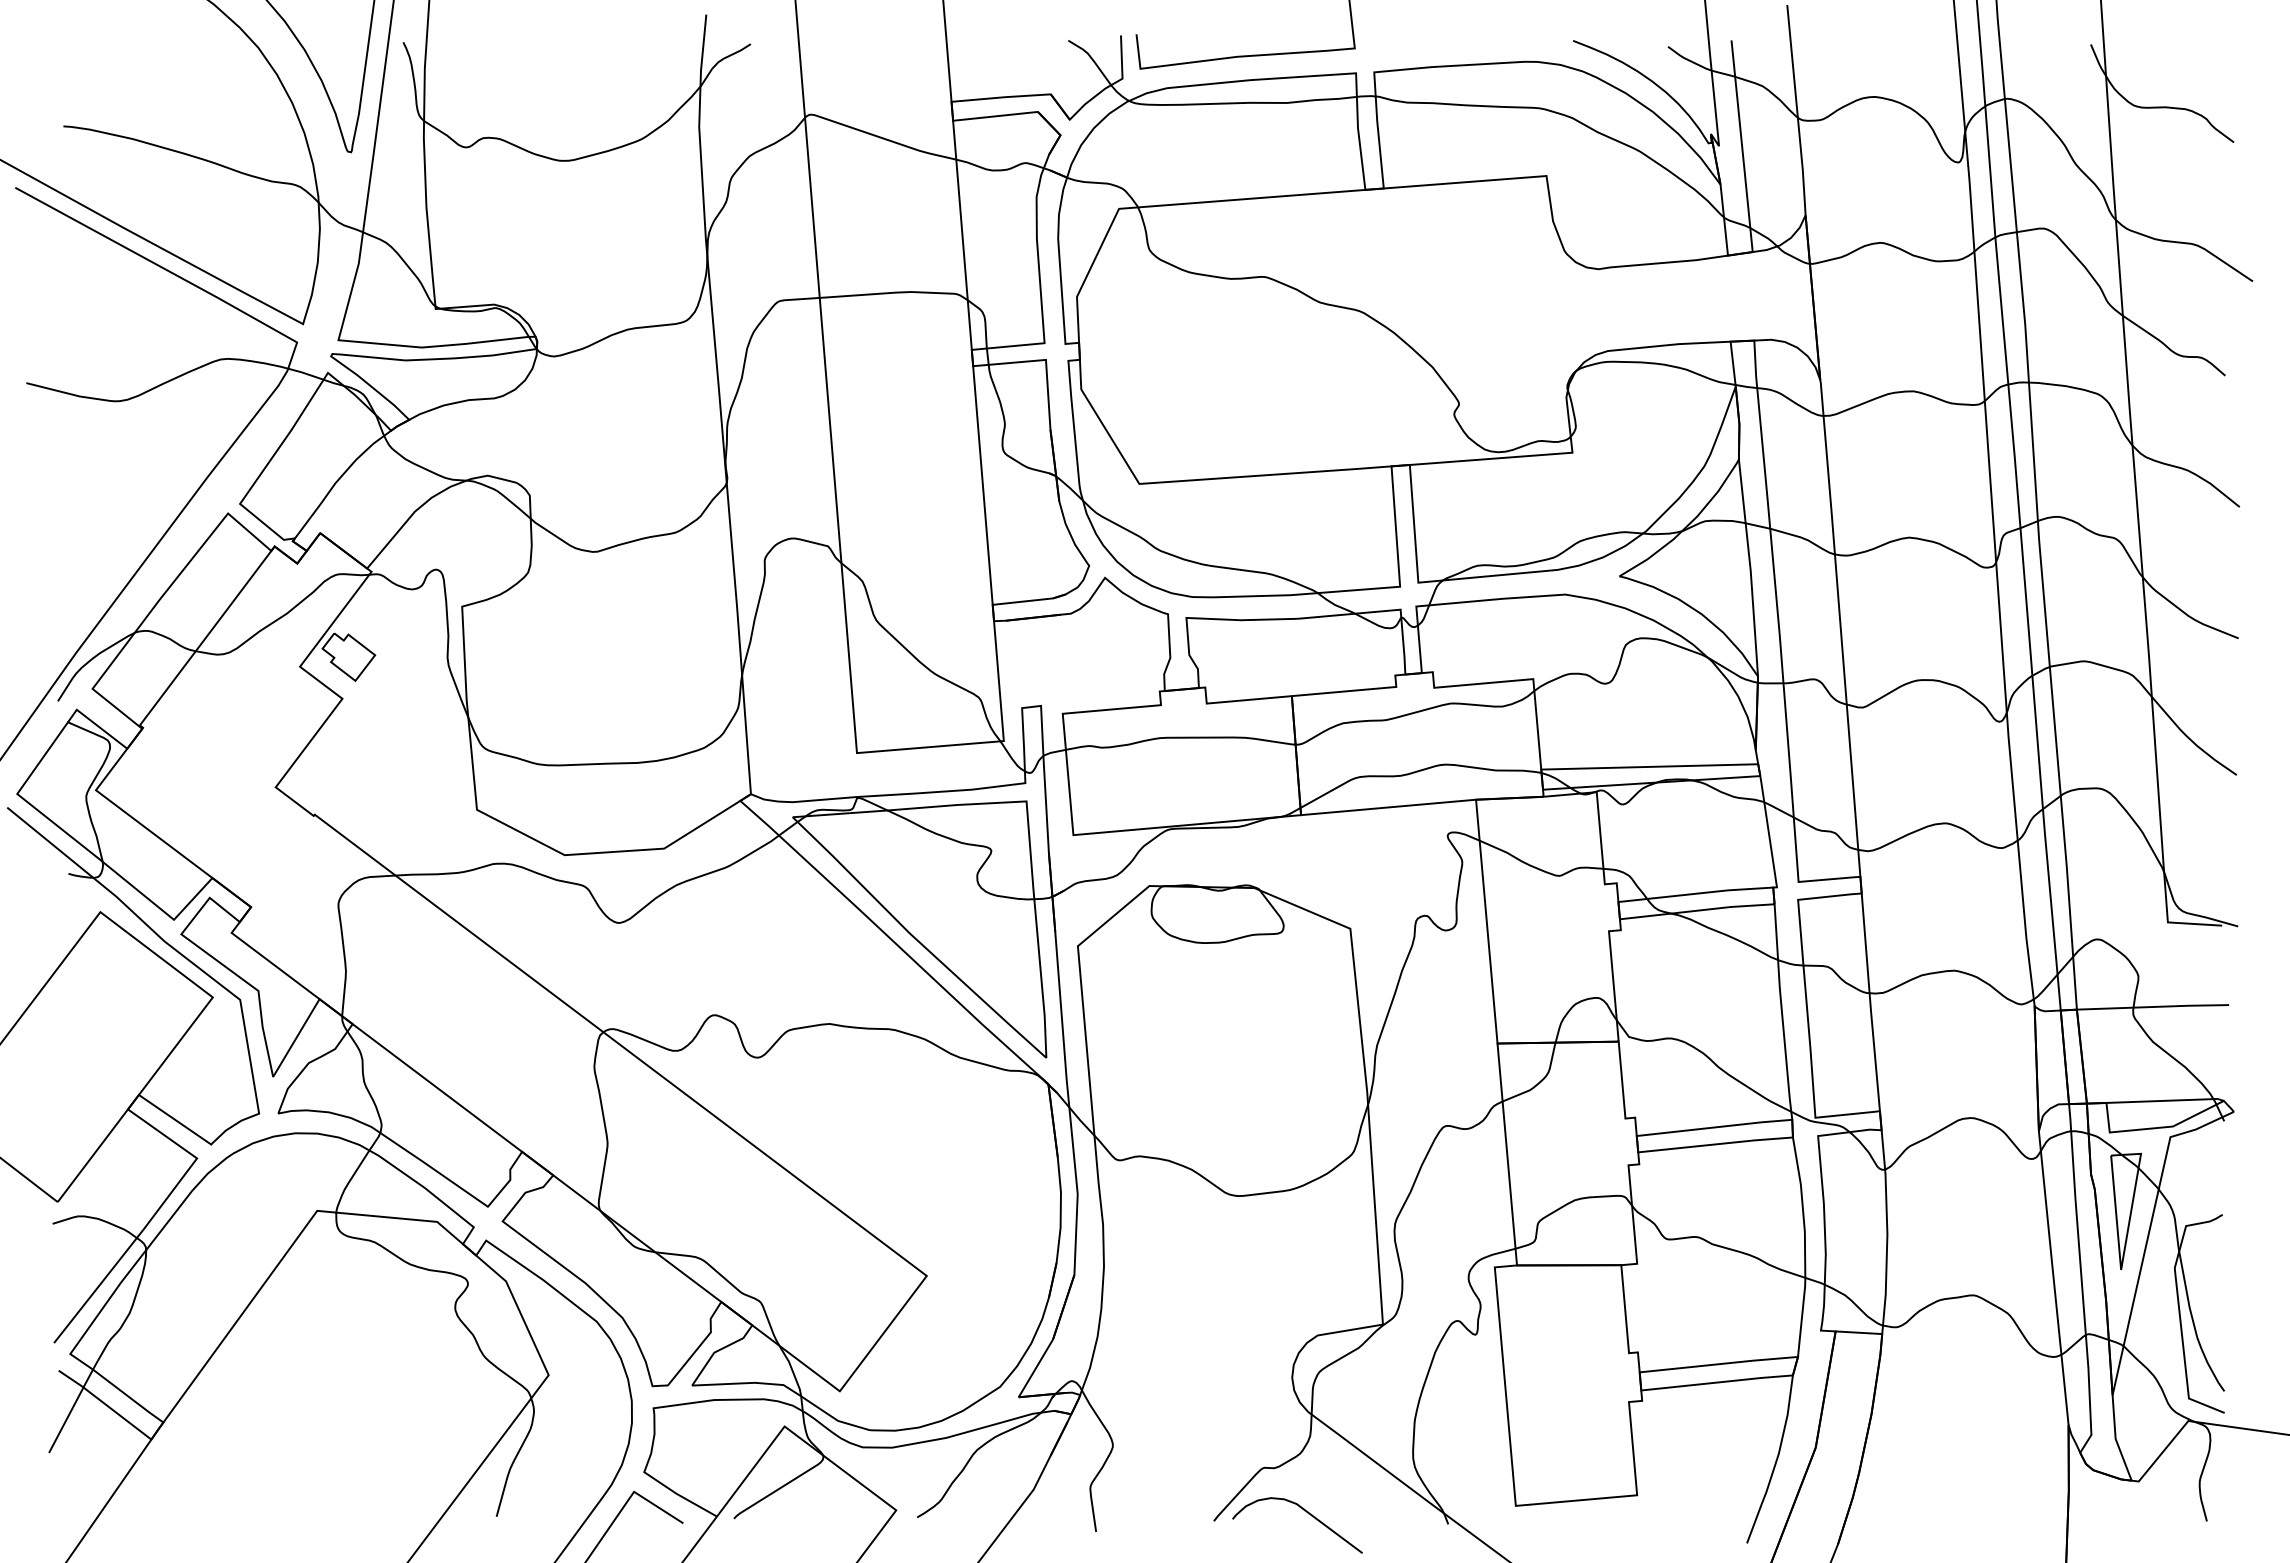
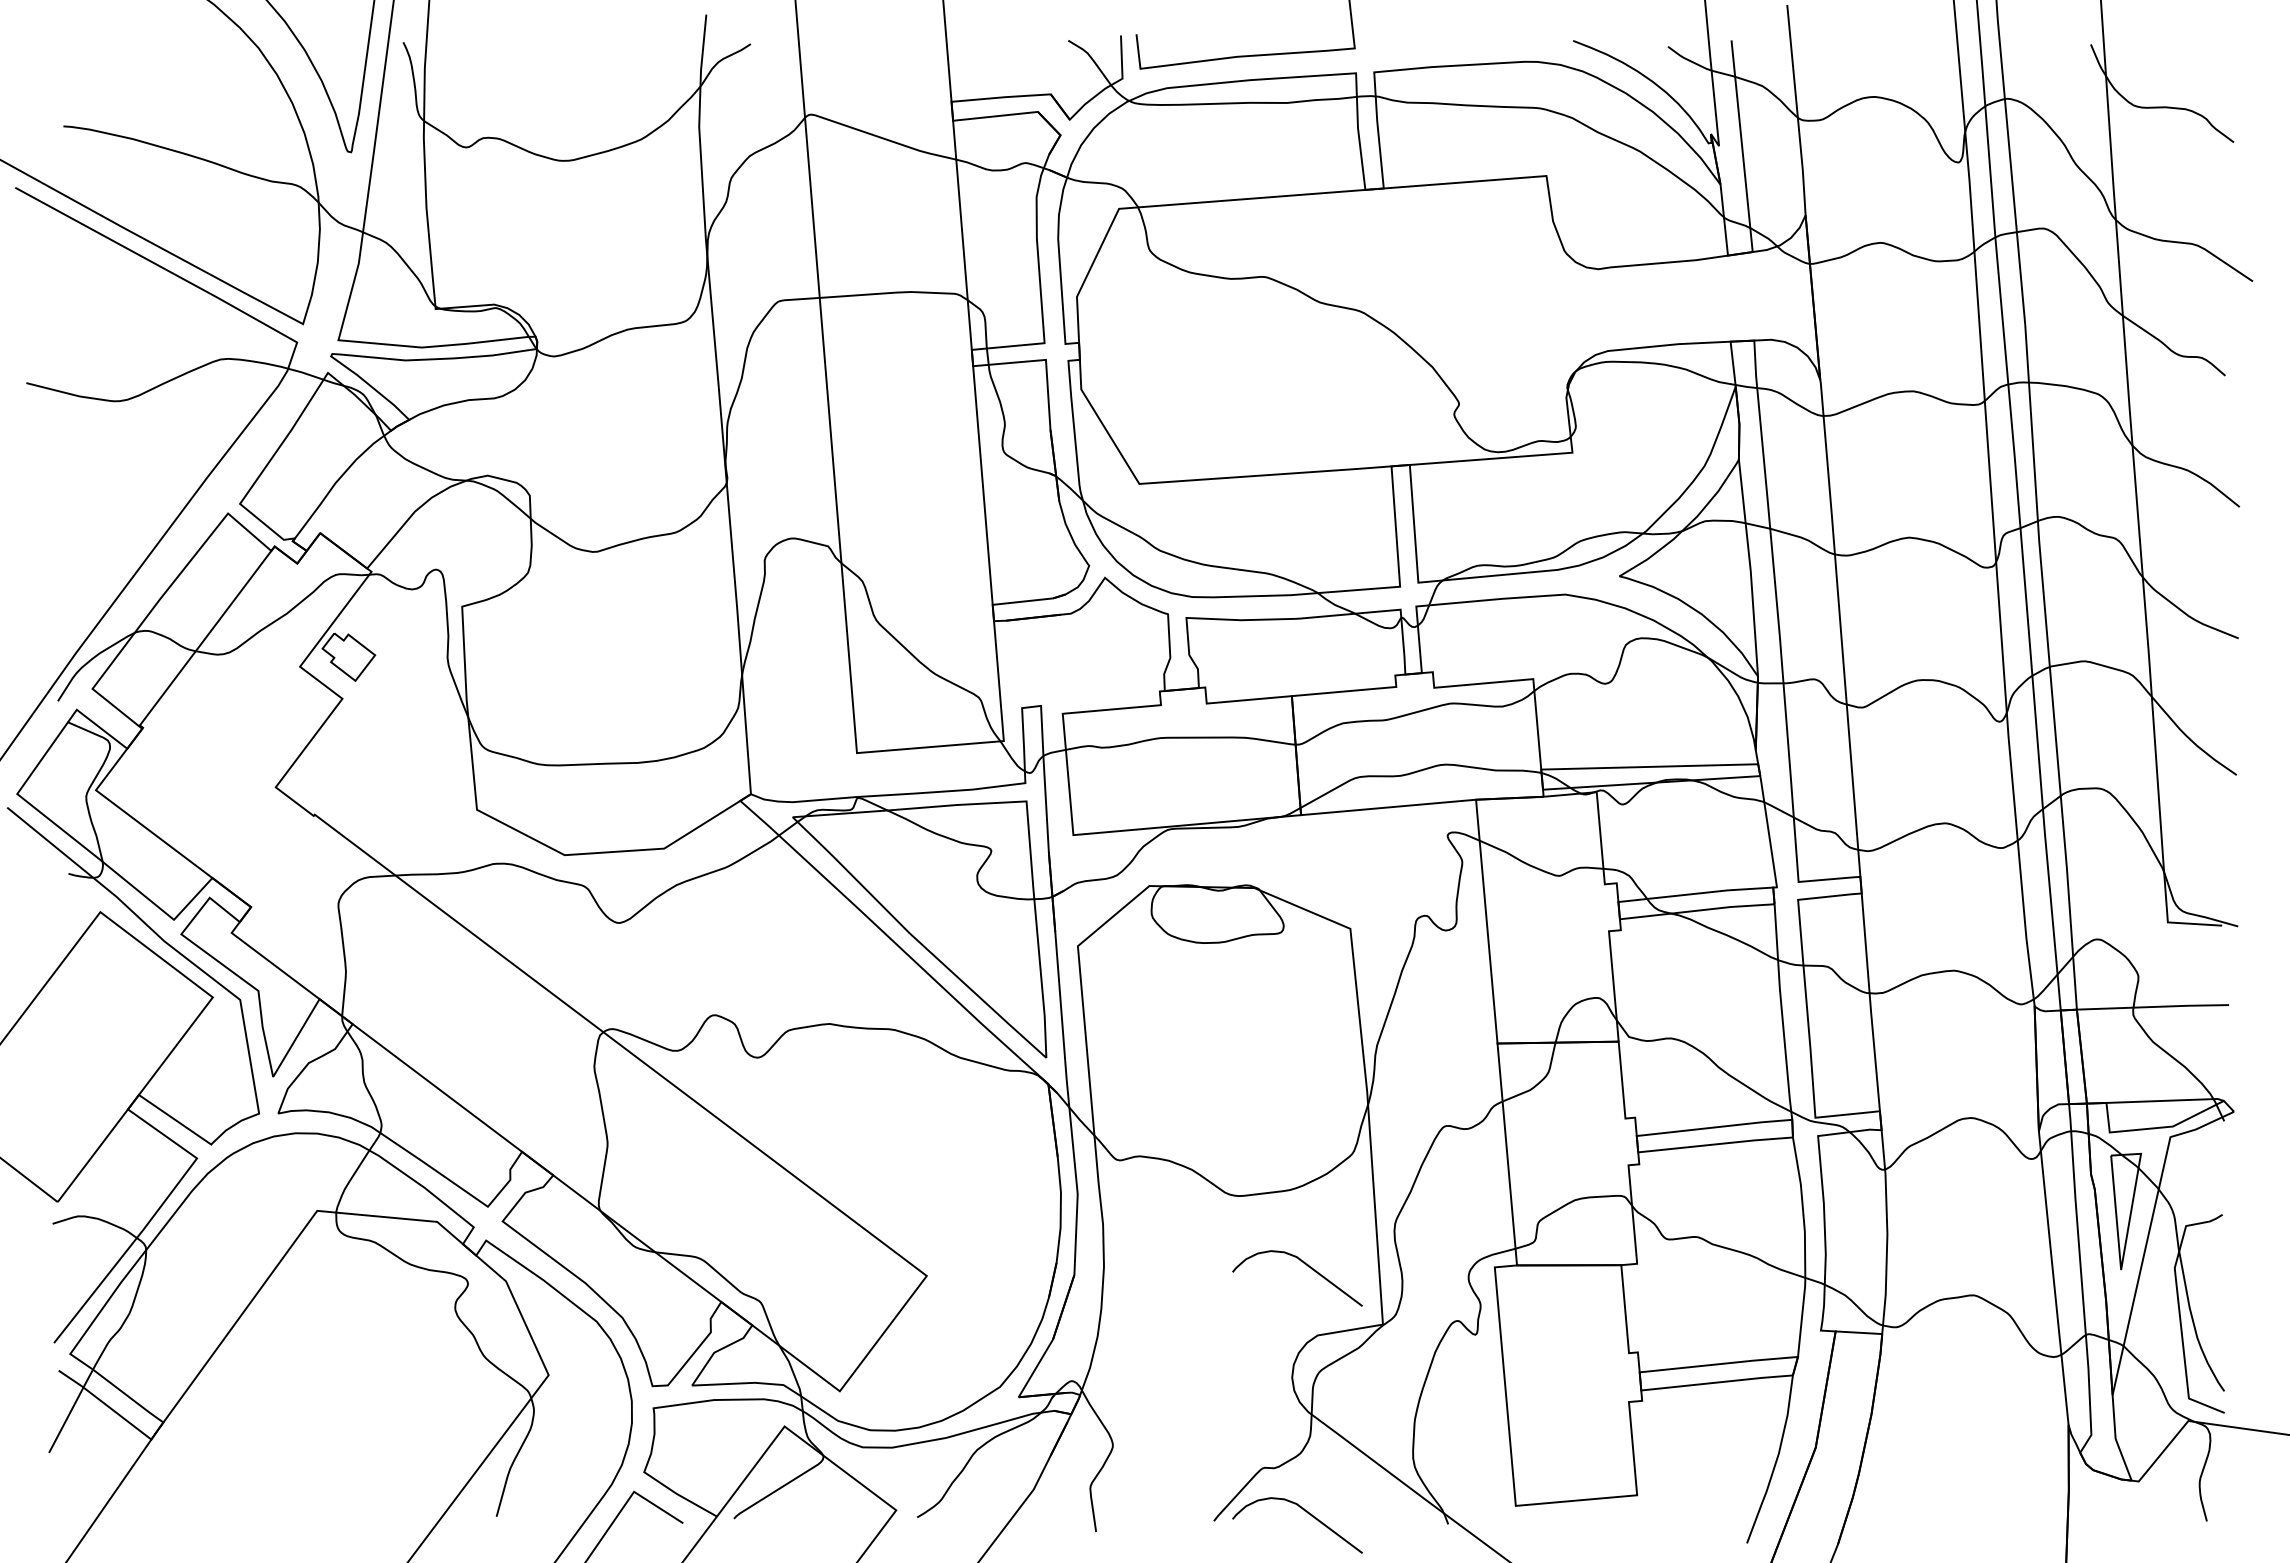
curve: none -> present (1308, 1267)
